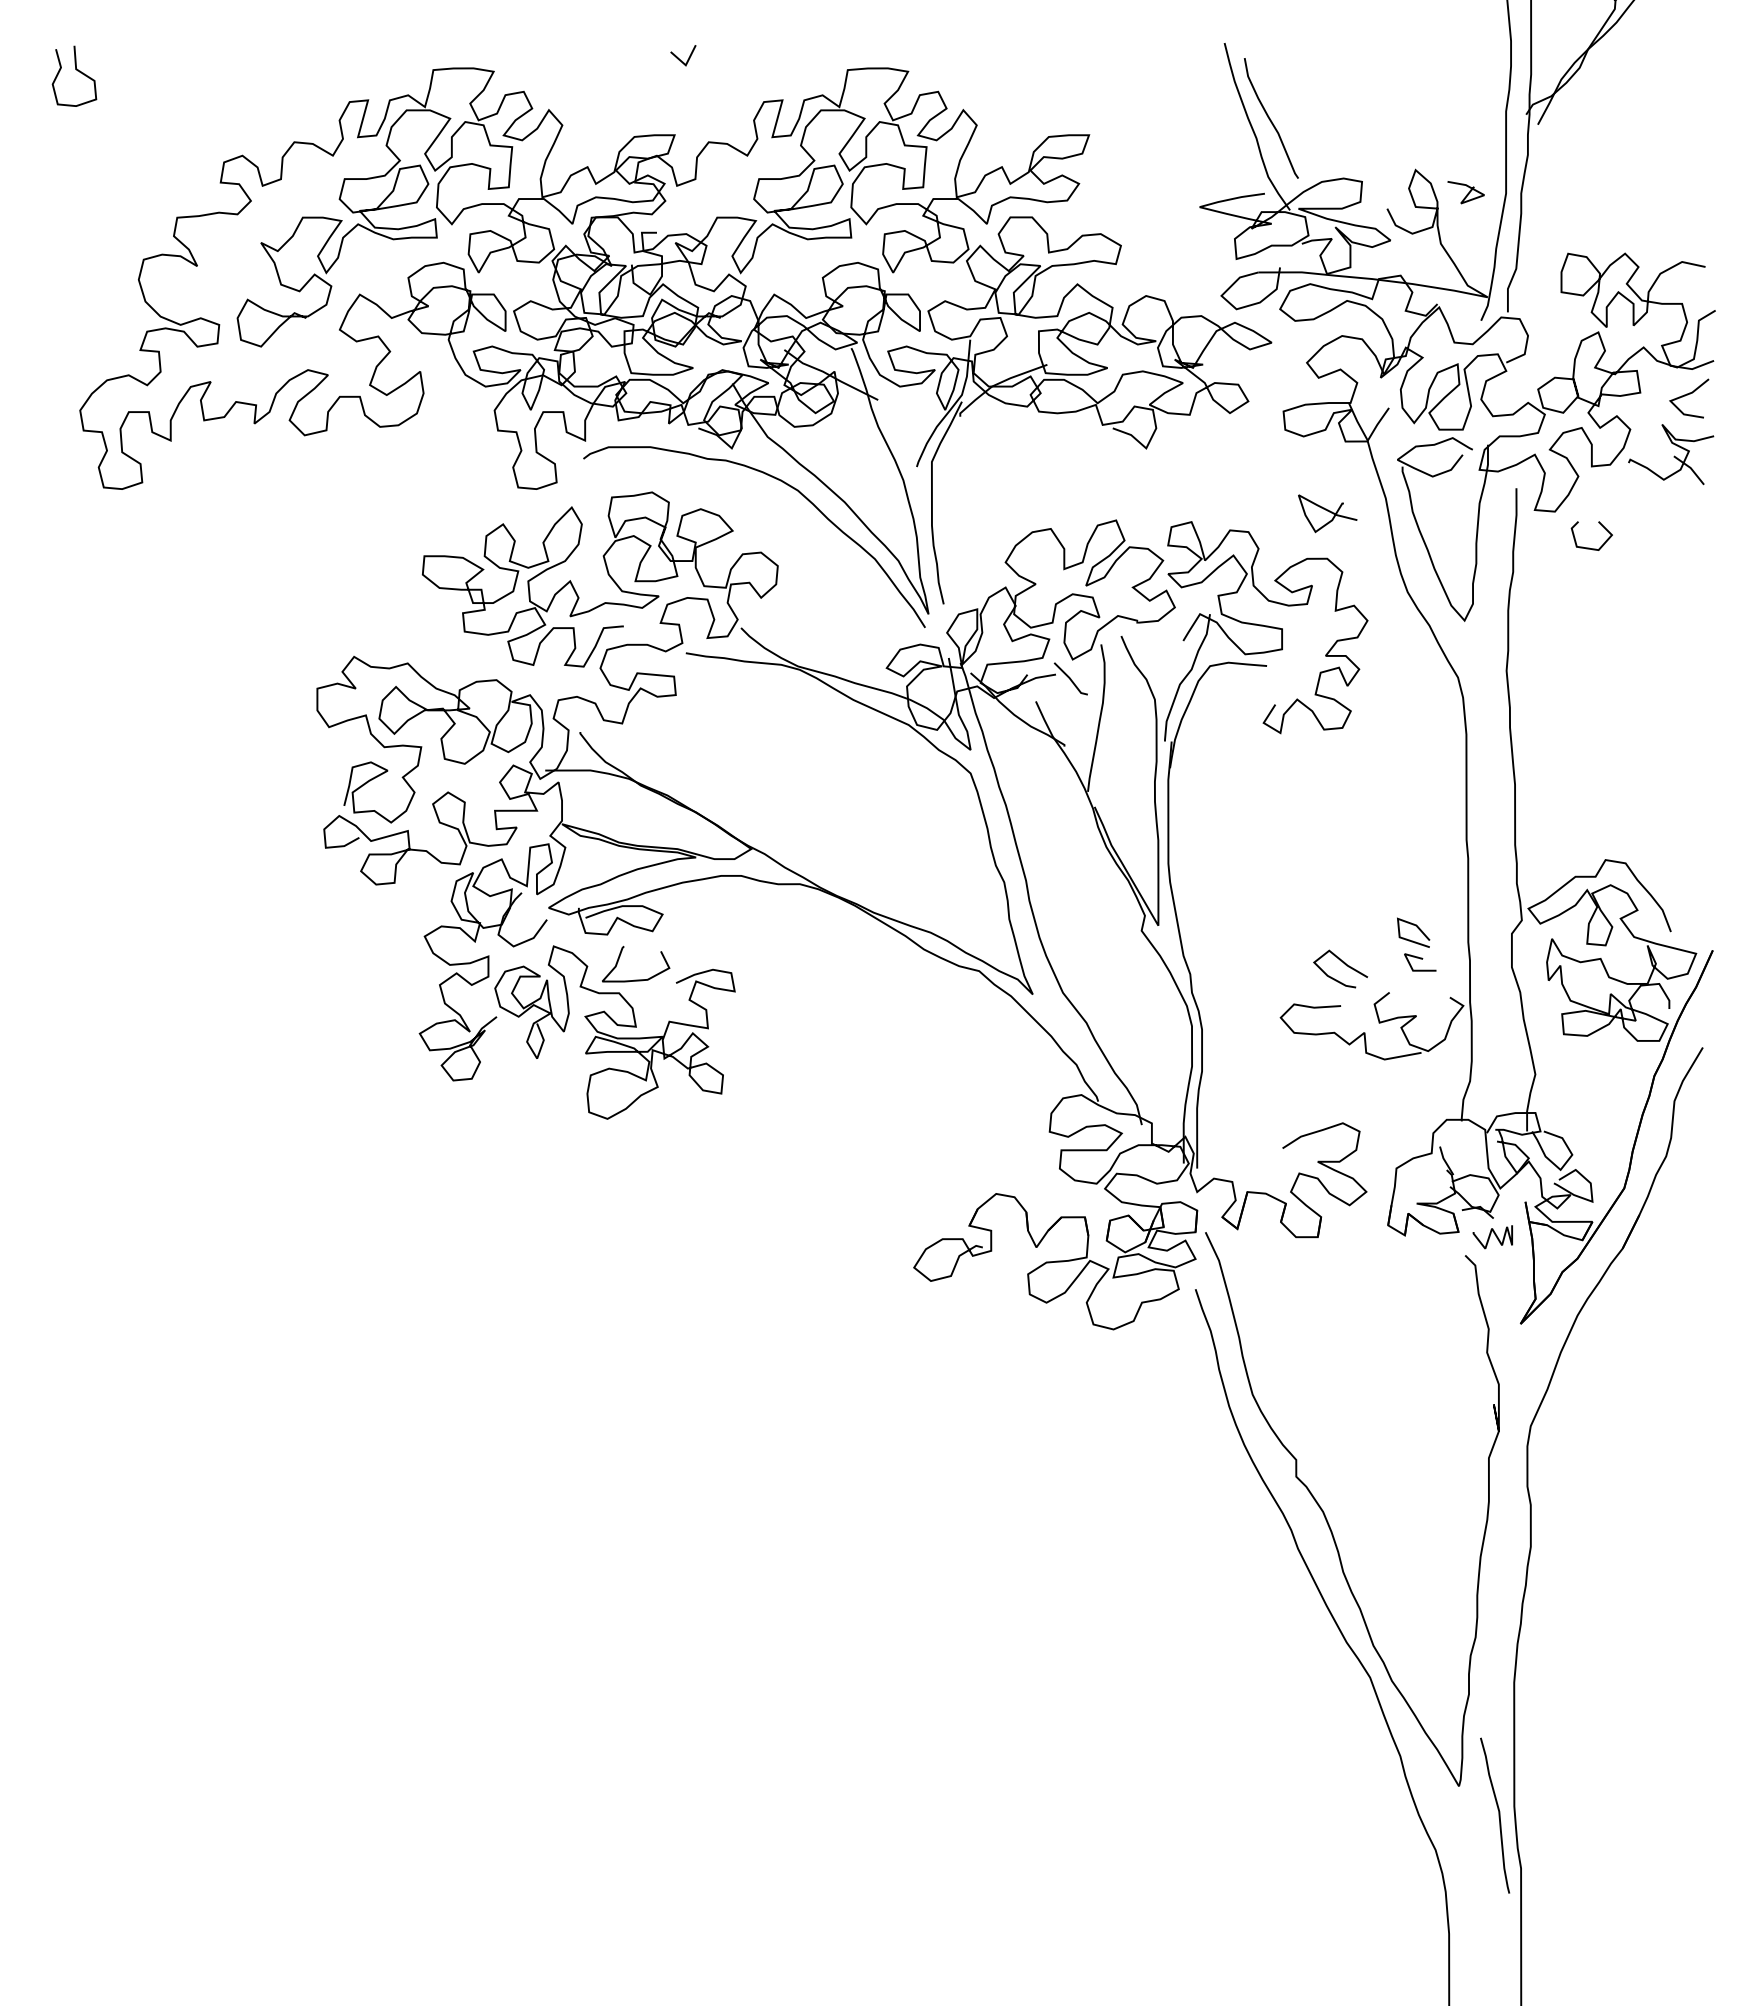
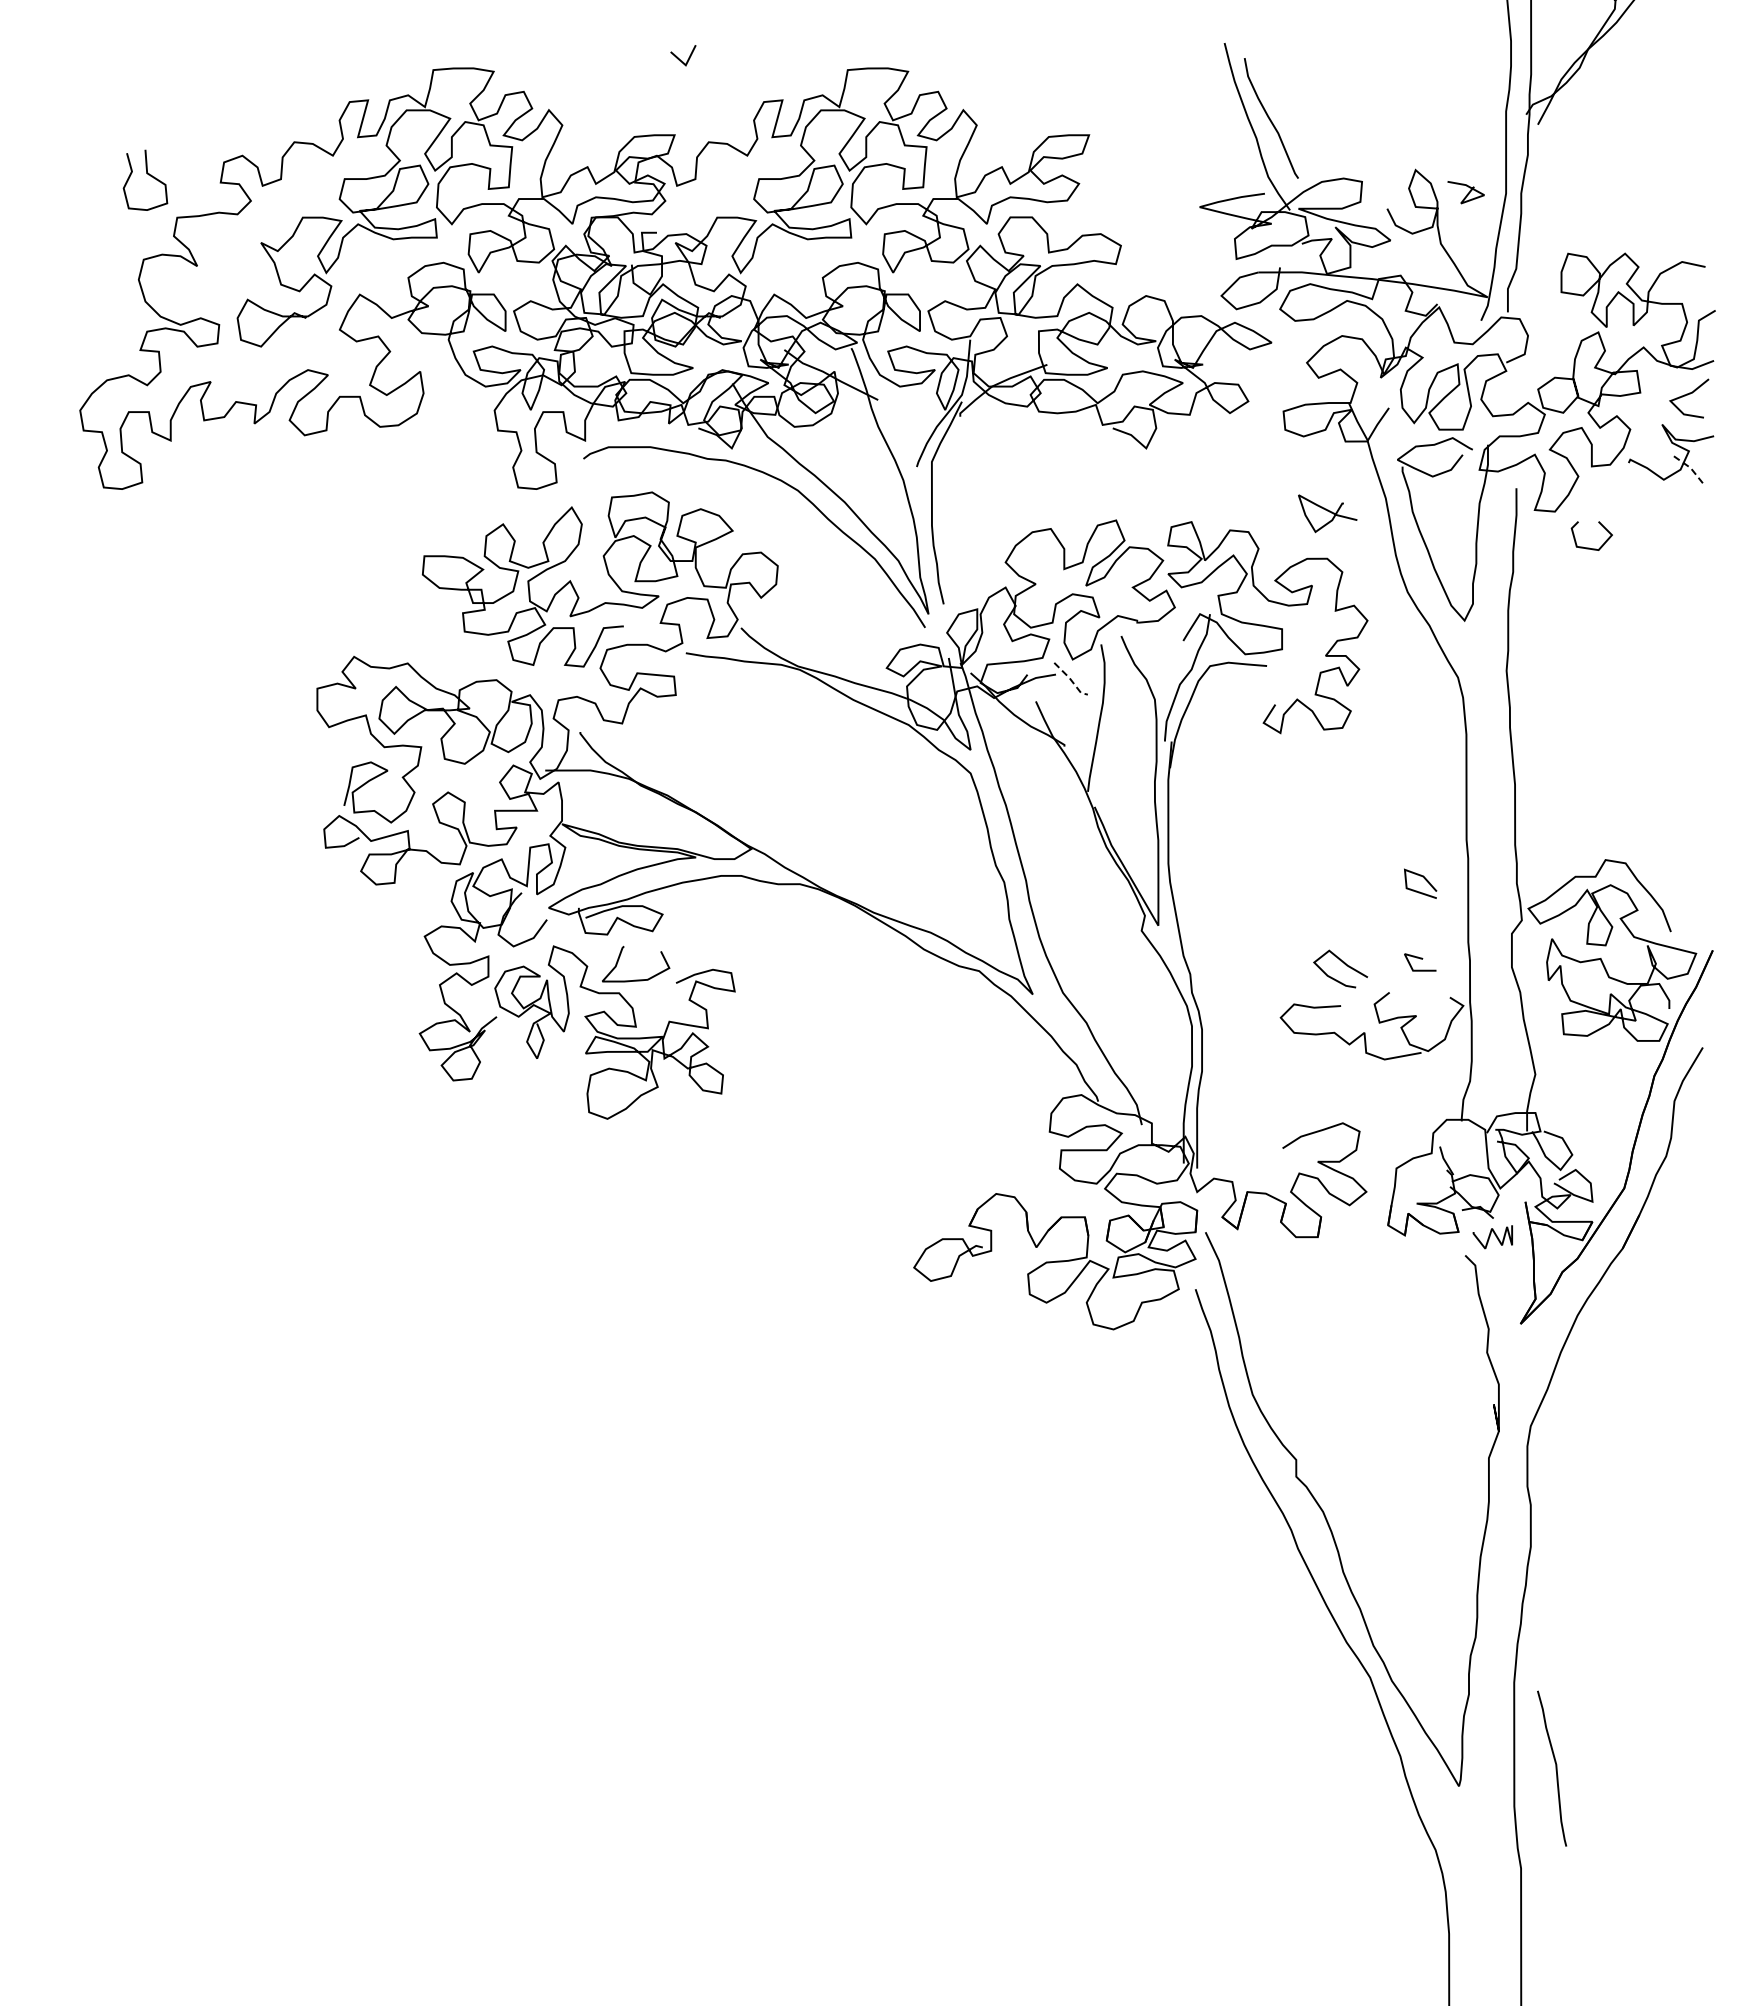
curve position: (77, 71) -> (148, 175) (148, 175)
line: solid -> dashed (1690, 467)
line: solid -> dashed (1071, 680)
line position: (1417, 928) -> (1424, 879) (1424, 879)
curve position: (1498, 1815) -> (1555, 1768) (1555, 1768)
